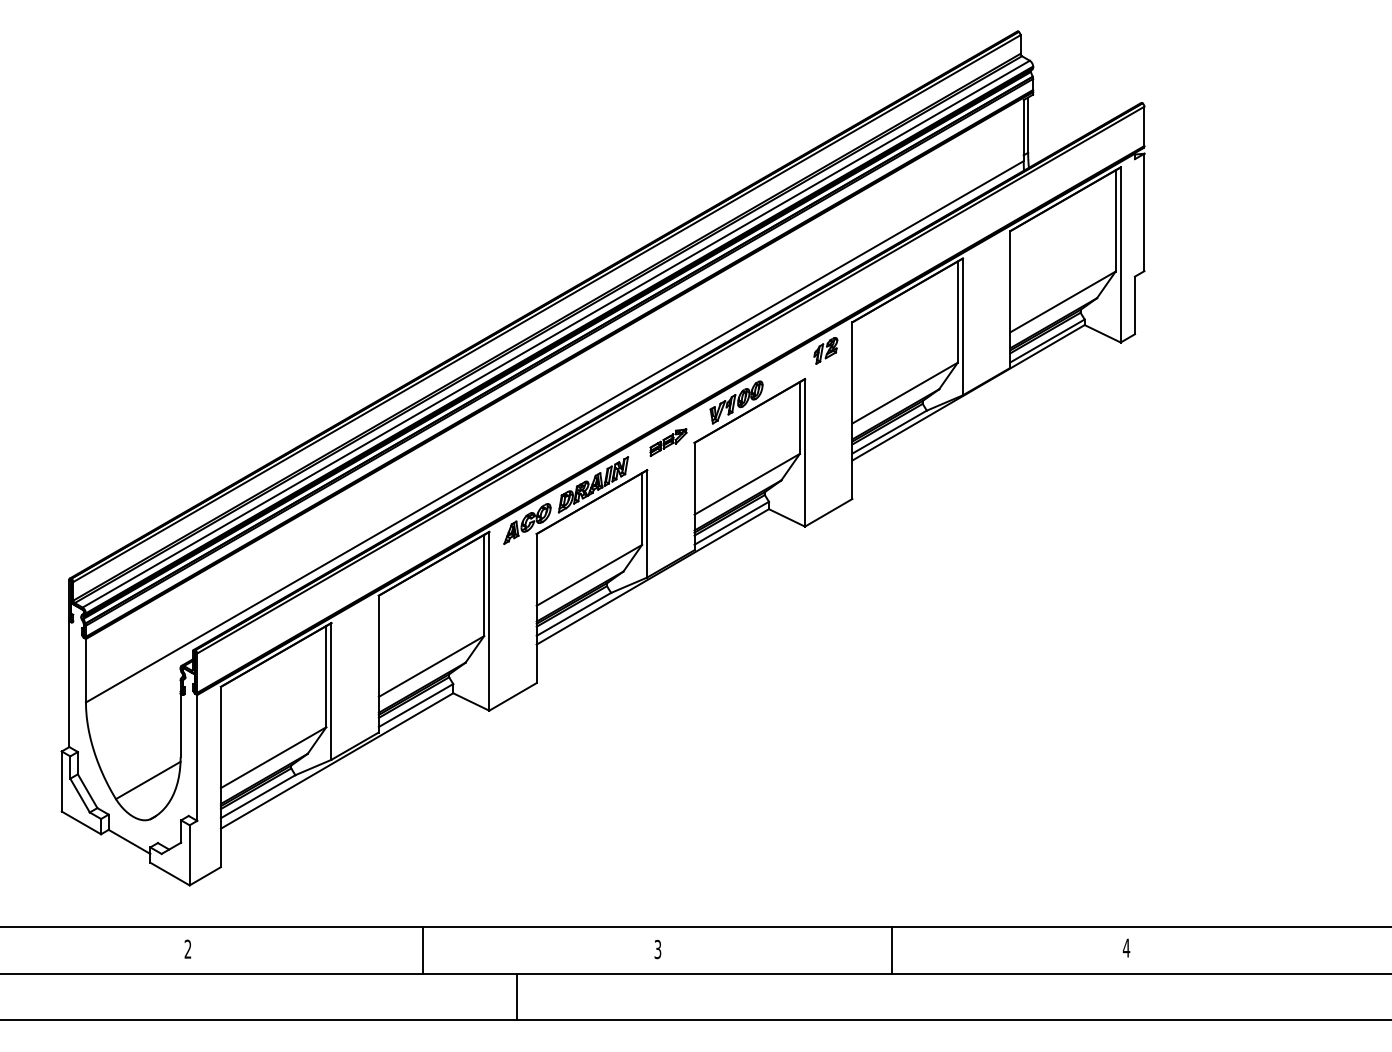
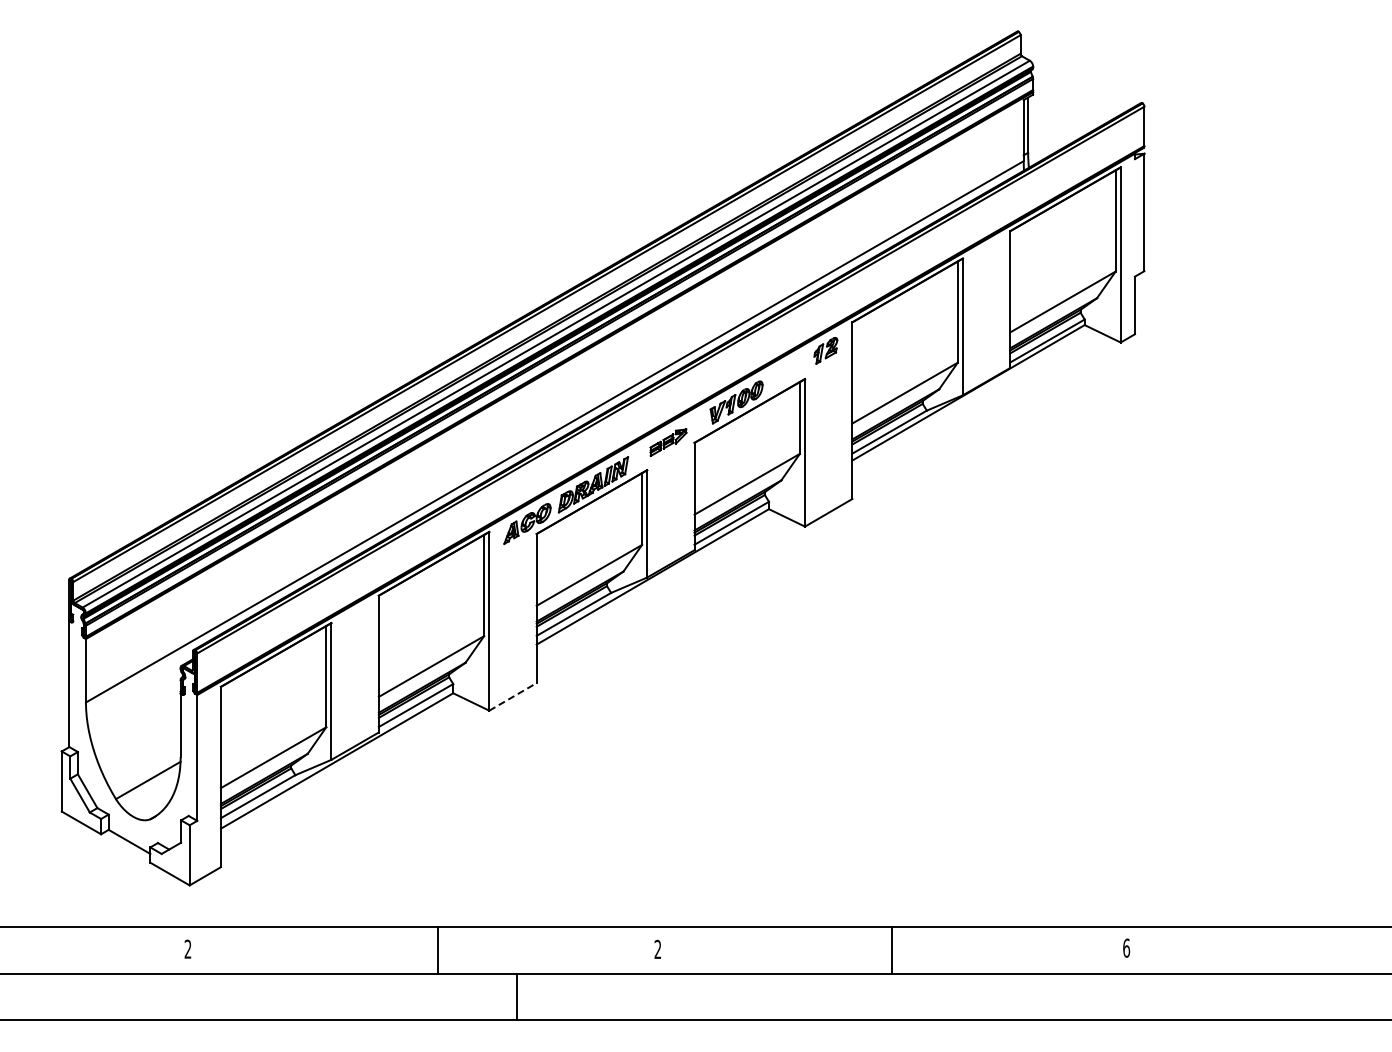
line: solid -> dashed (513, 696)
text: 4 -> 6 (1126, 947)
line position: (423, 949) -> (438, 949) (438, 949)
text: 3 -> 2 (657, 949)
